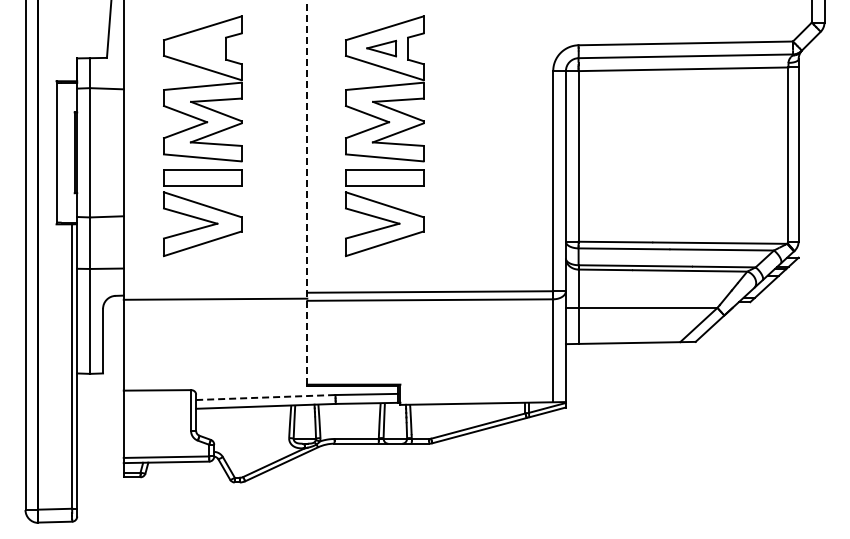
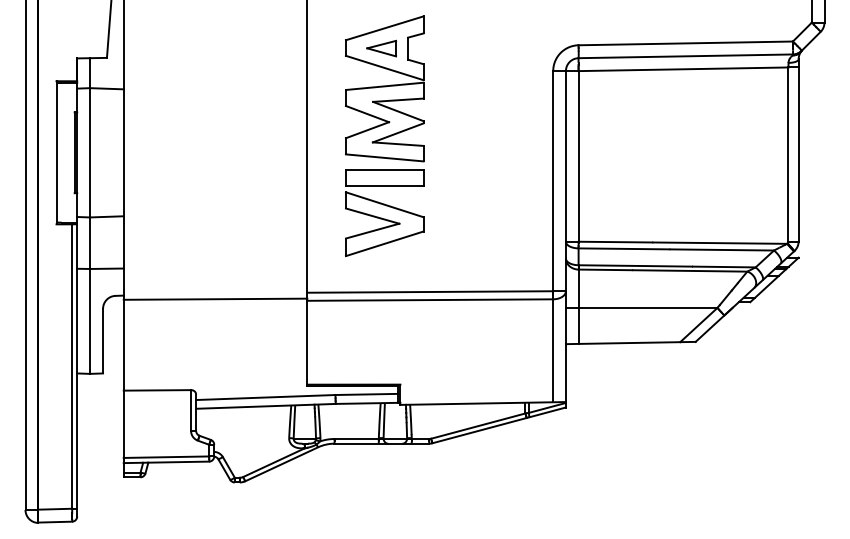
part: present -> none (202, 136)
line: dashed -> solid (307, 192)
line: dashed -> solid (265, 397)
